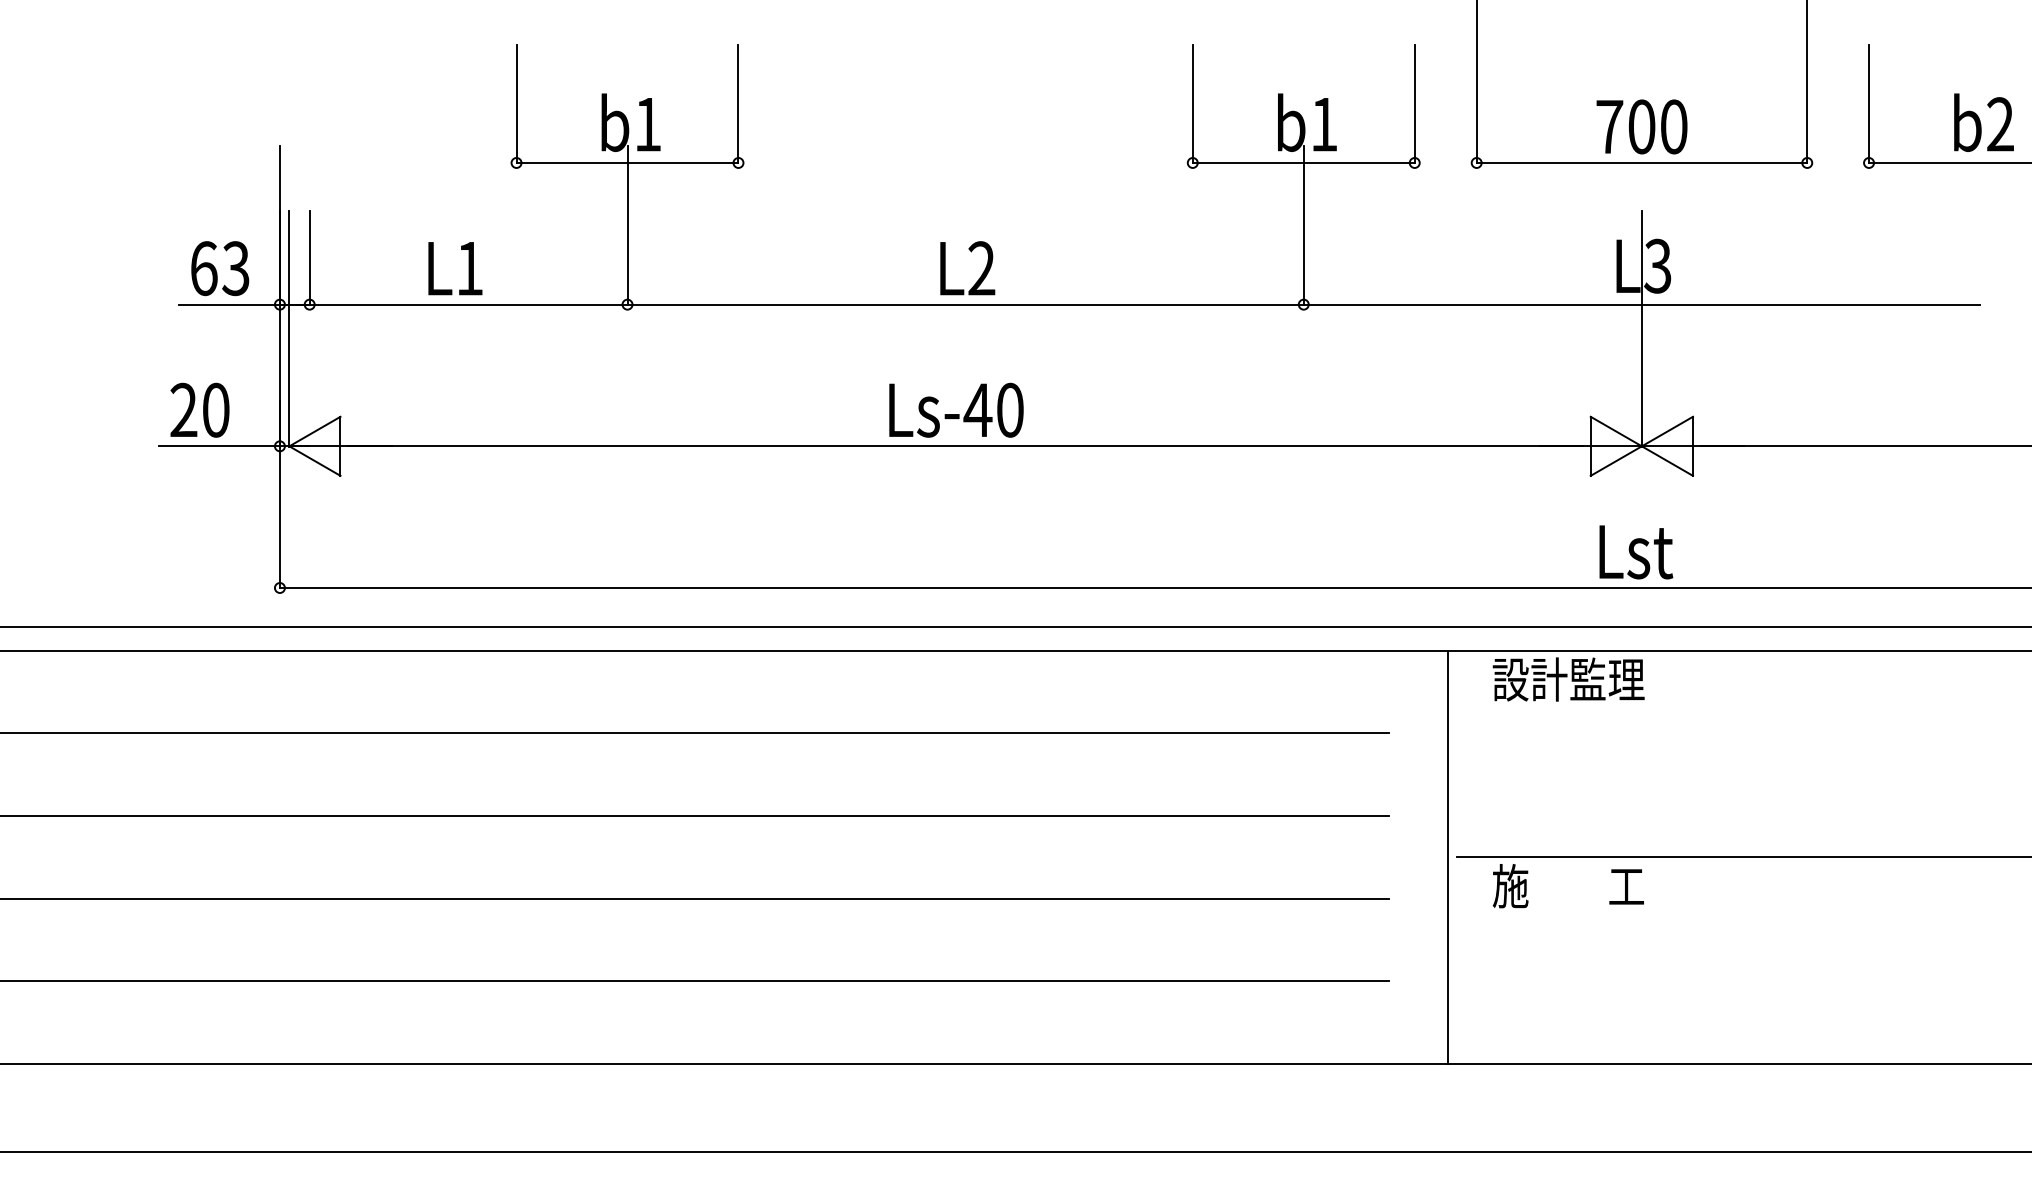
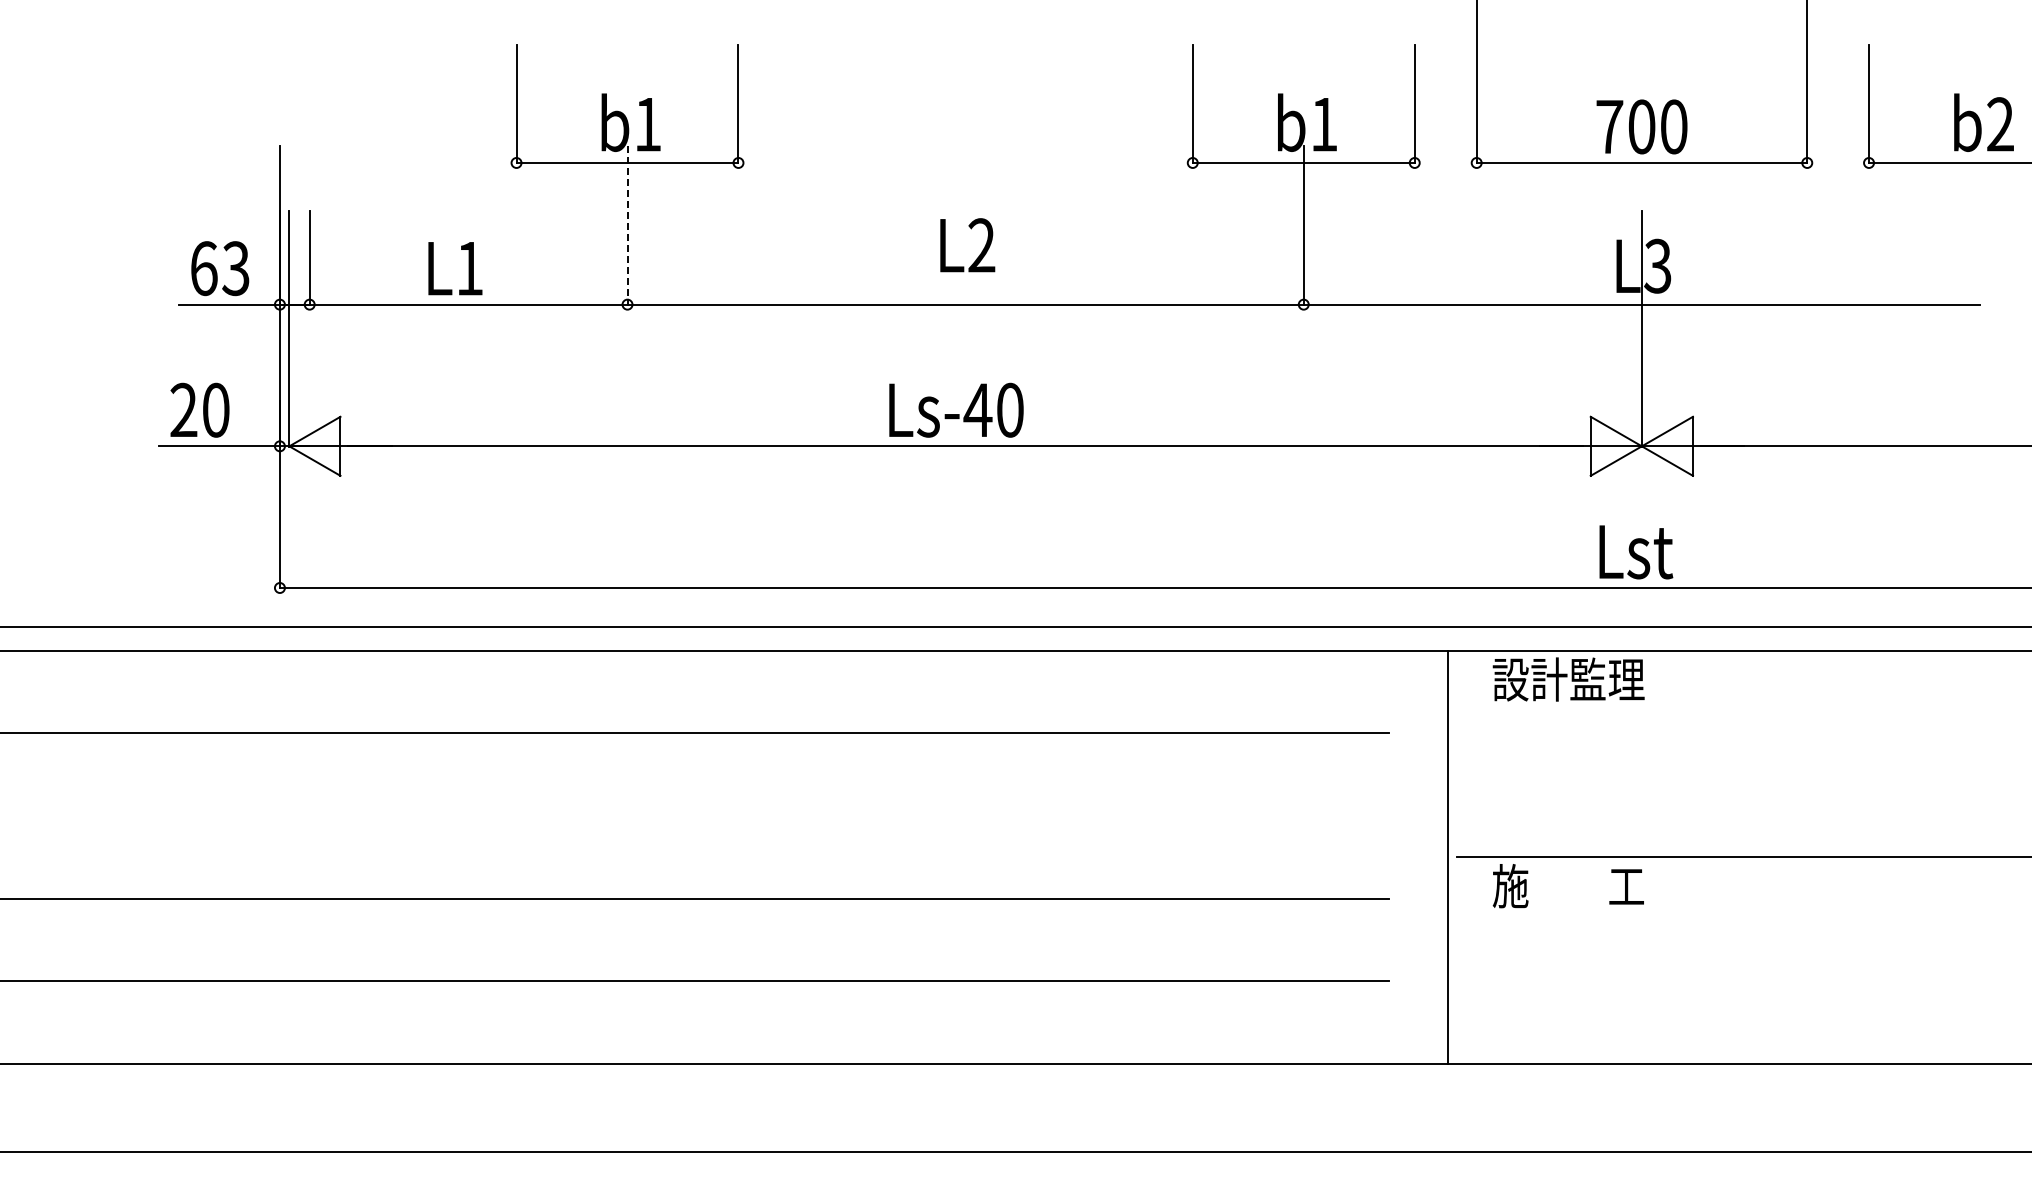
line: solid -> dashed (627, 225)
text position: (967, 268) -> (967, 245) (967, 245)
line: present -> none (695, 815)
